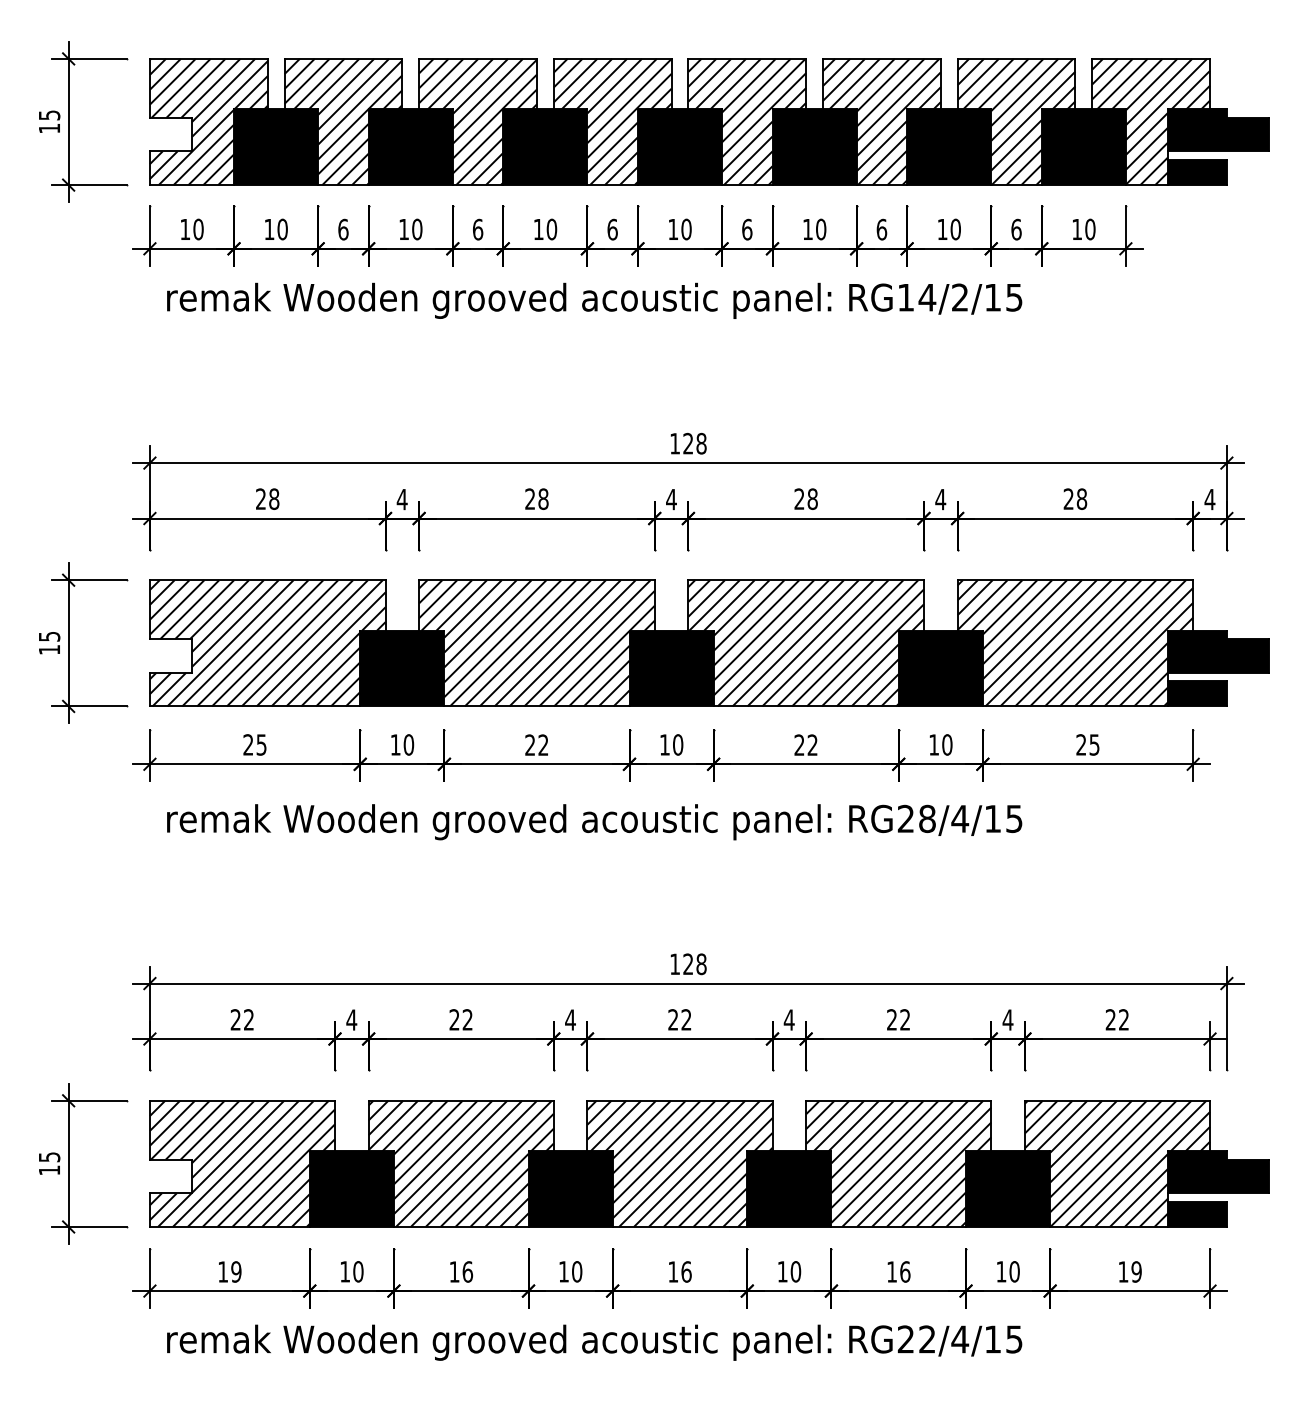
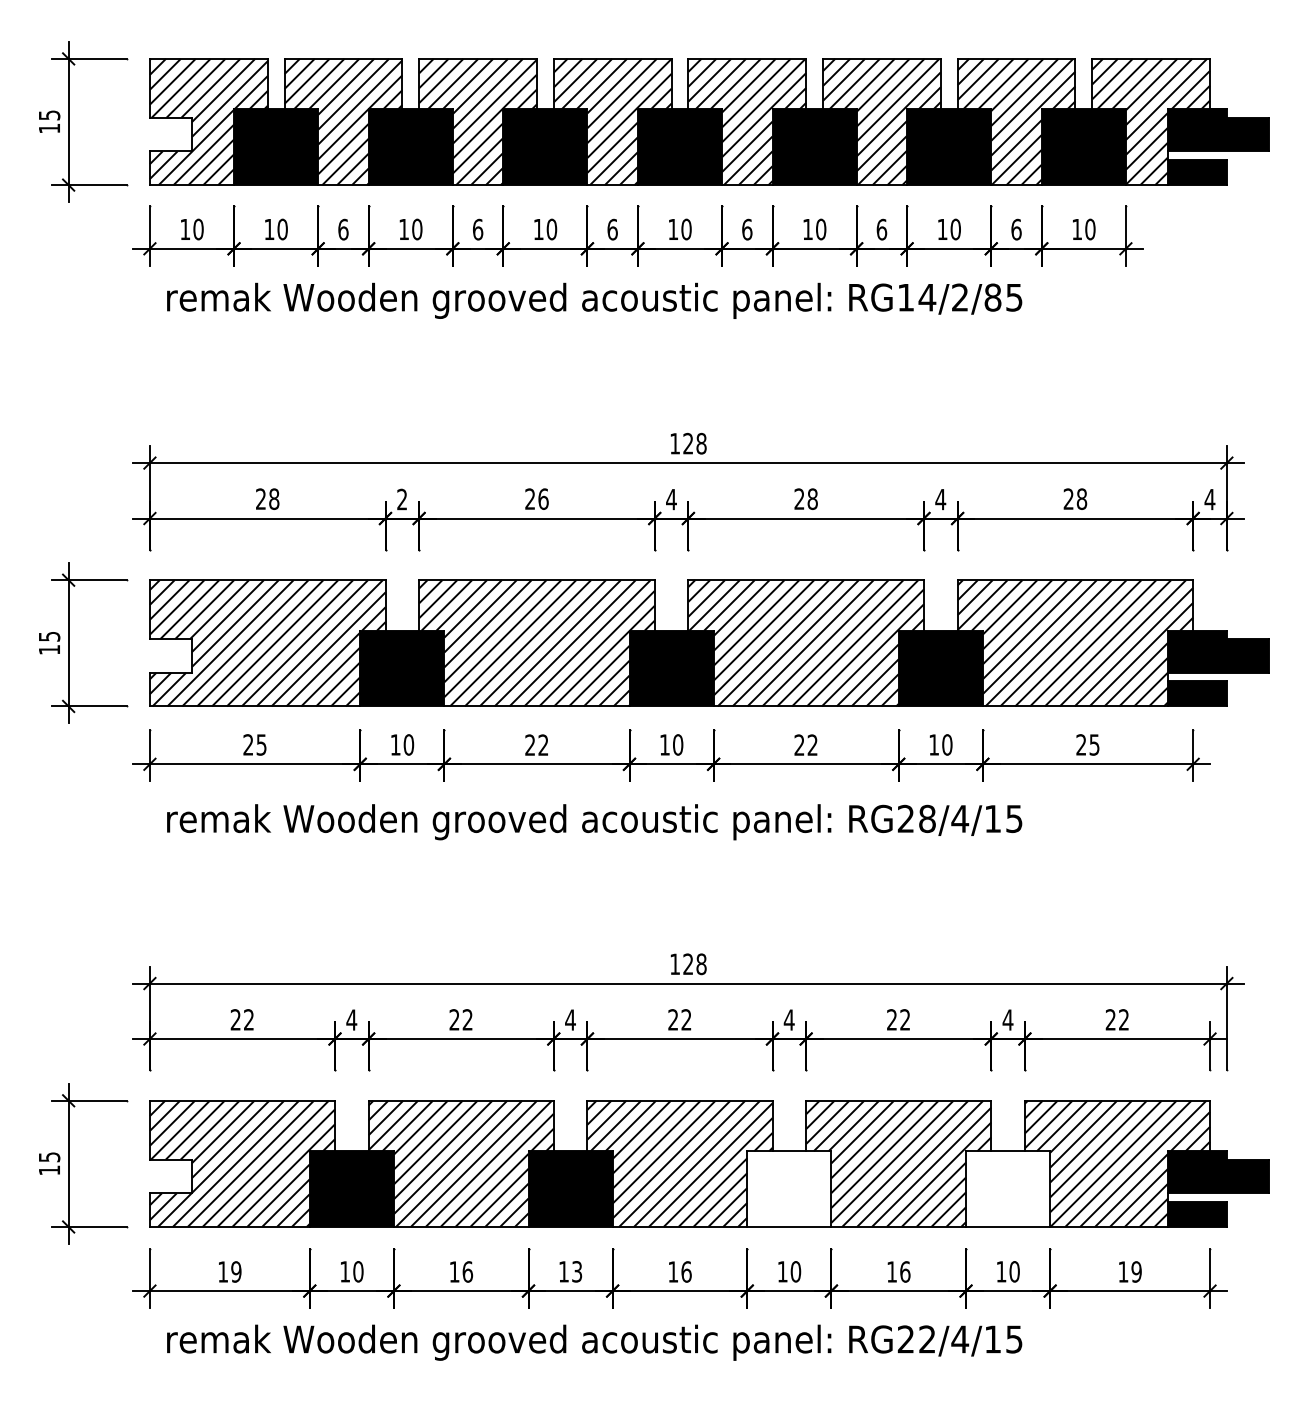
text: RG14/2/15 -> RG14/2/85 (992, 297)
text: 28 -> 26 (543, 498)
text: 4 -> 2 (401, 499)
fill: present -> none (789, 1188)
fill: present -> none (1008, 1188)
text: 10 -> 13 (577, 1271)
